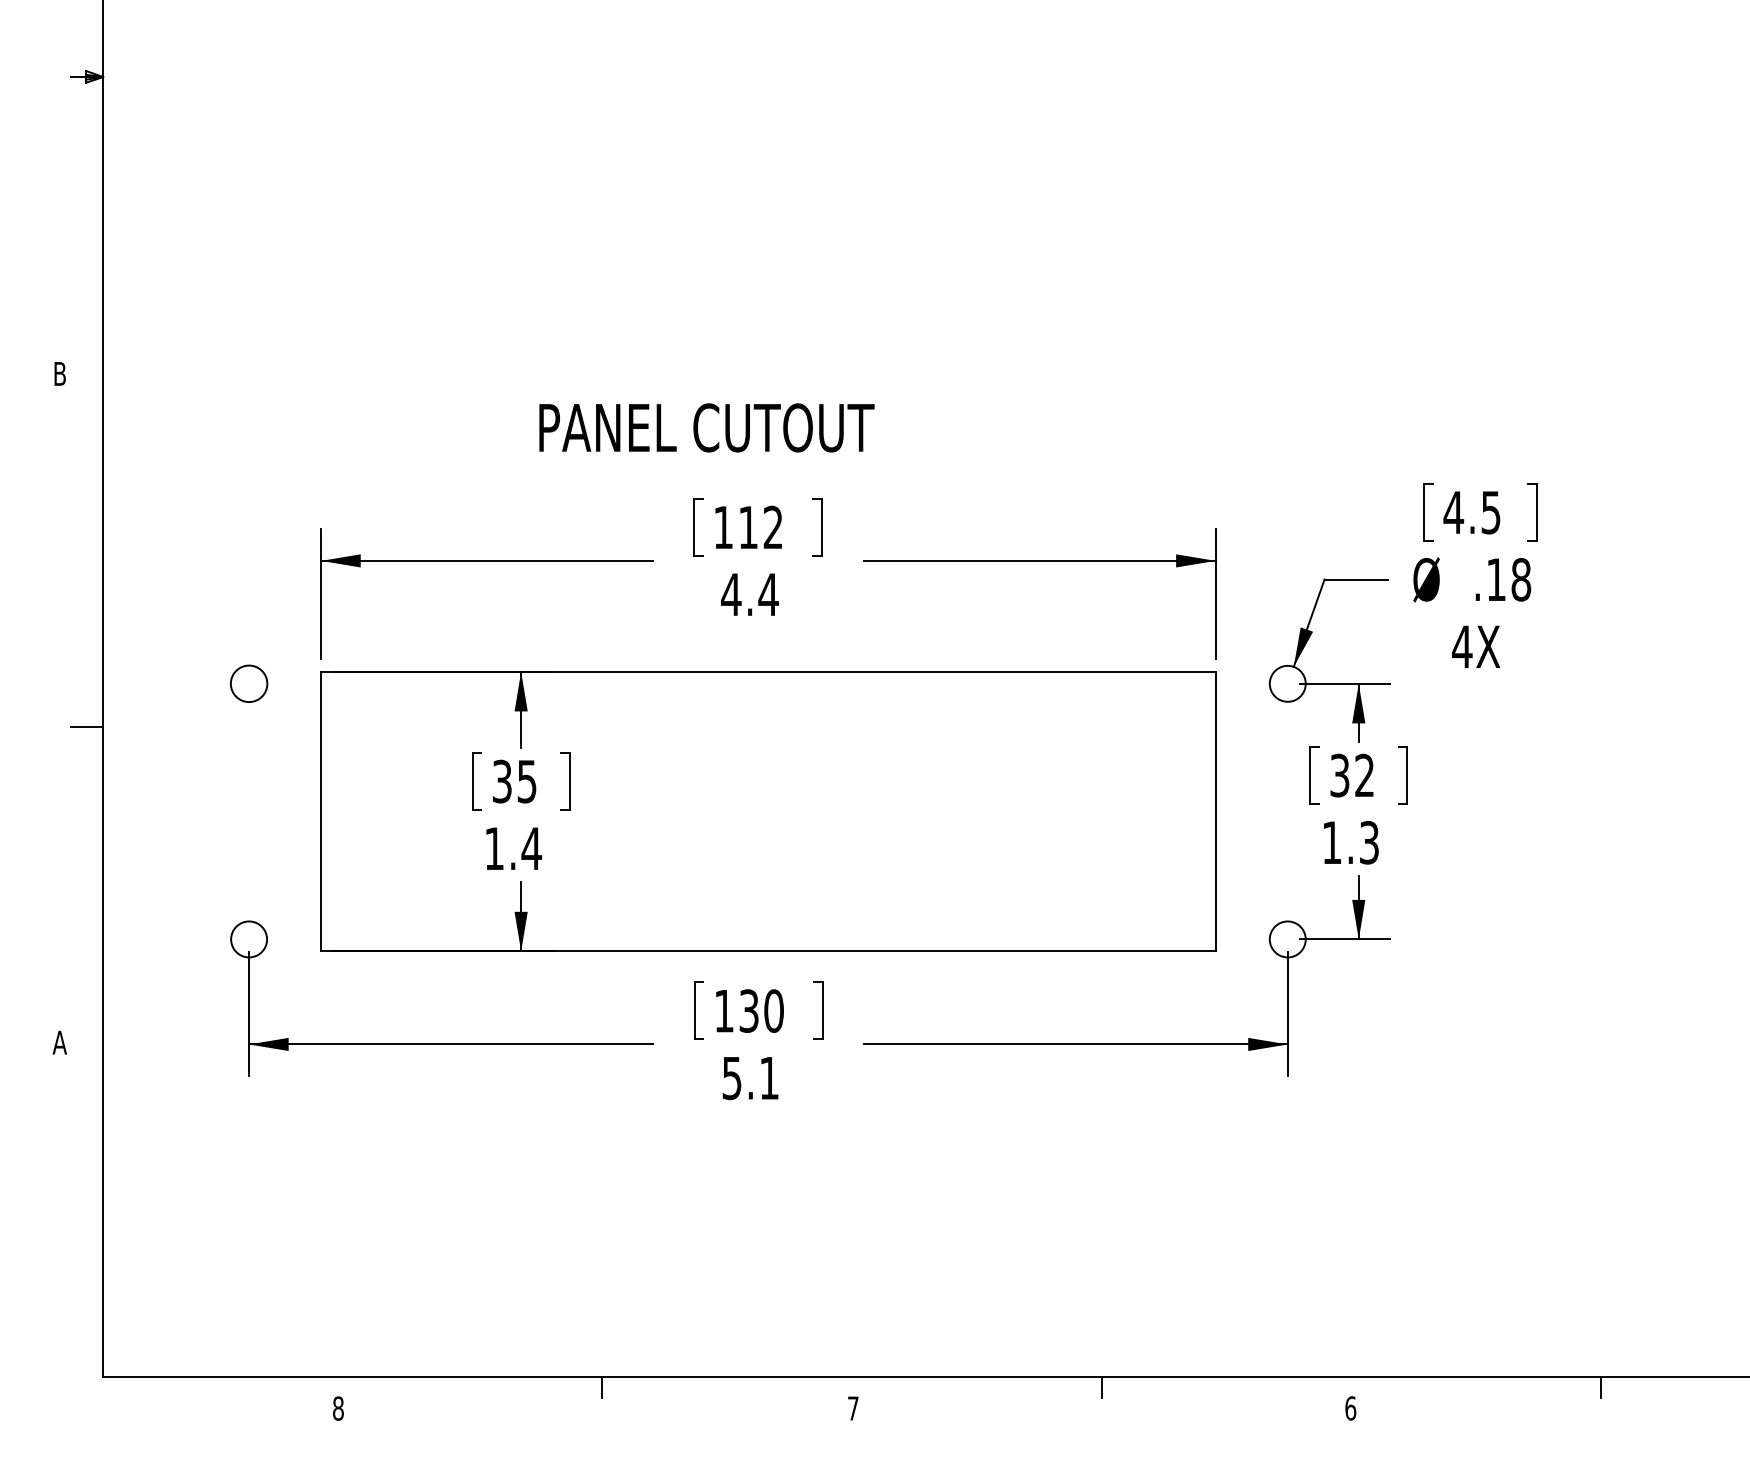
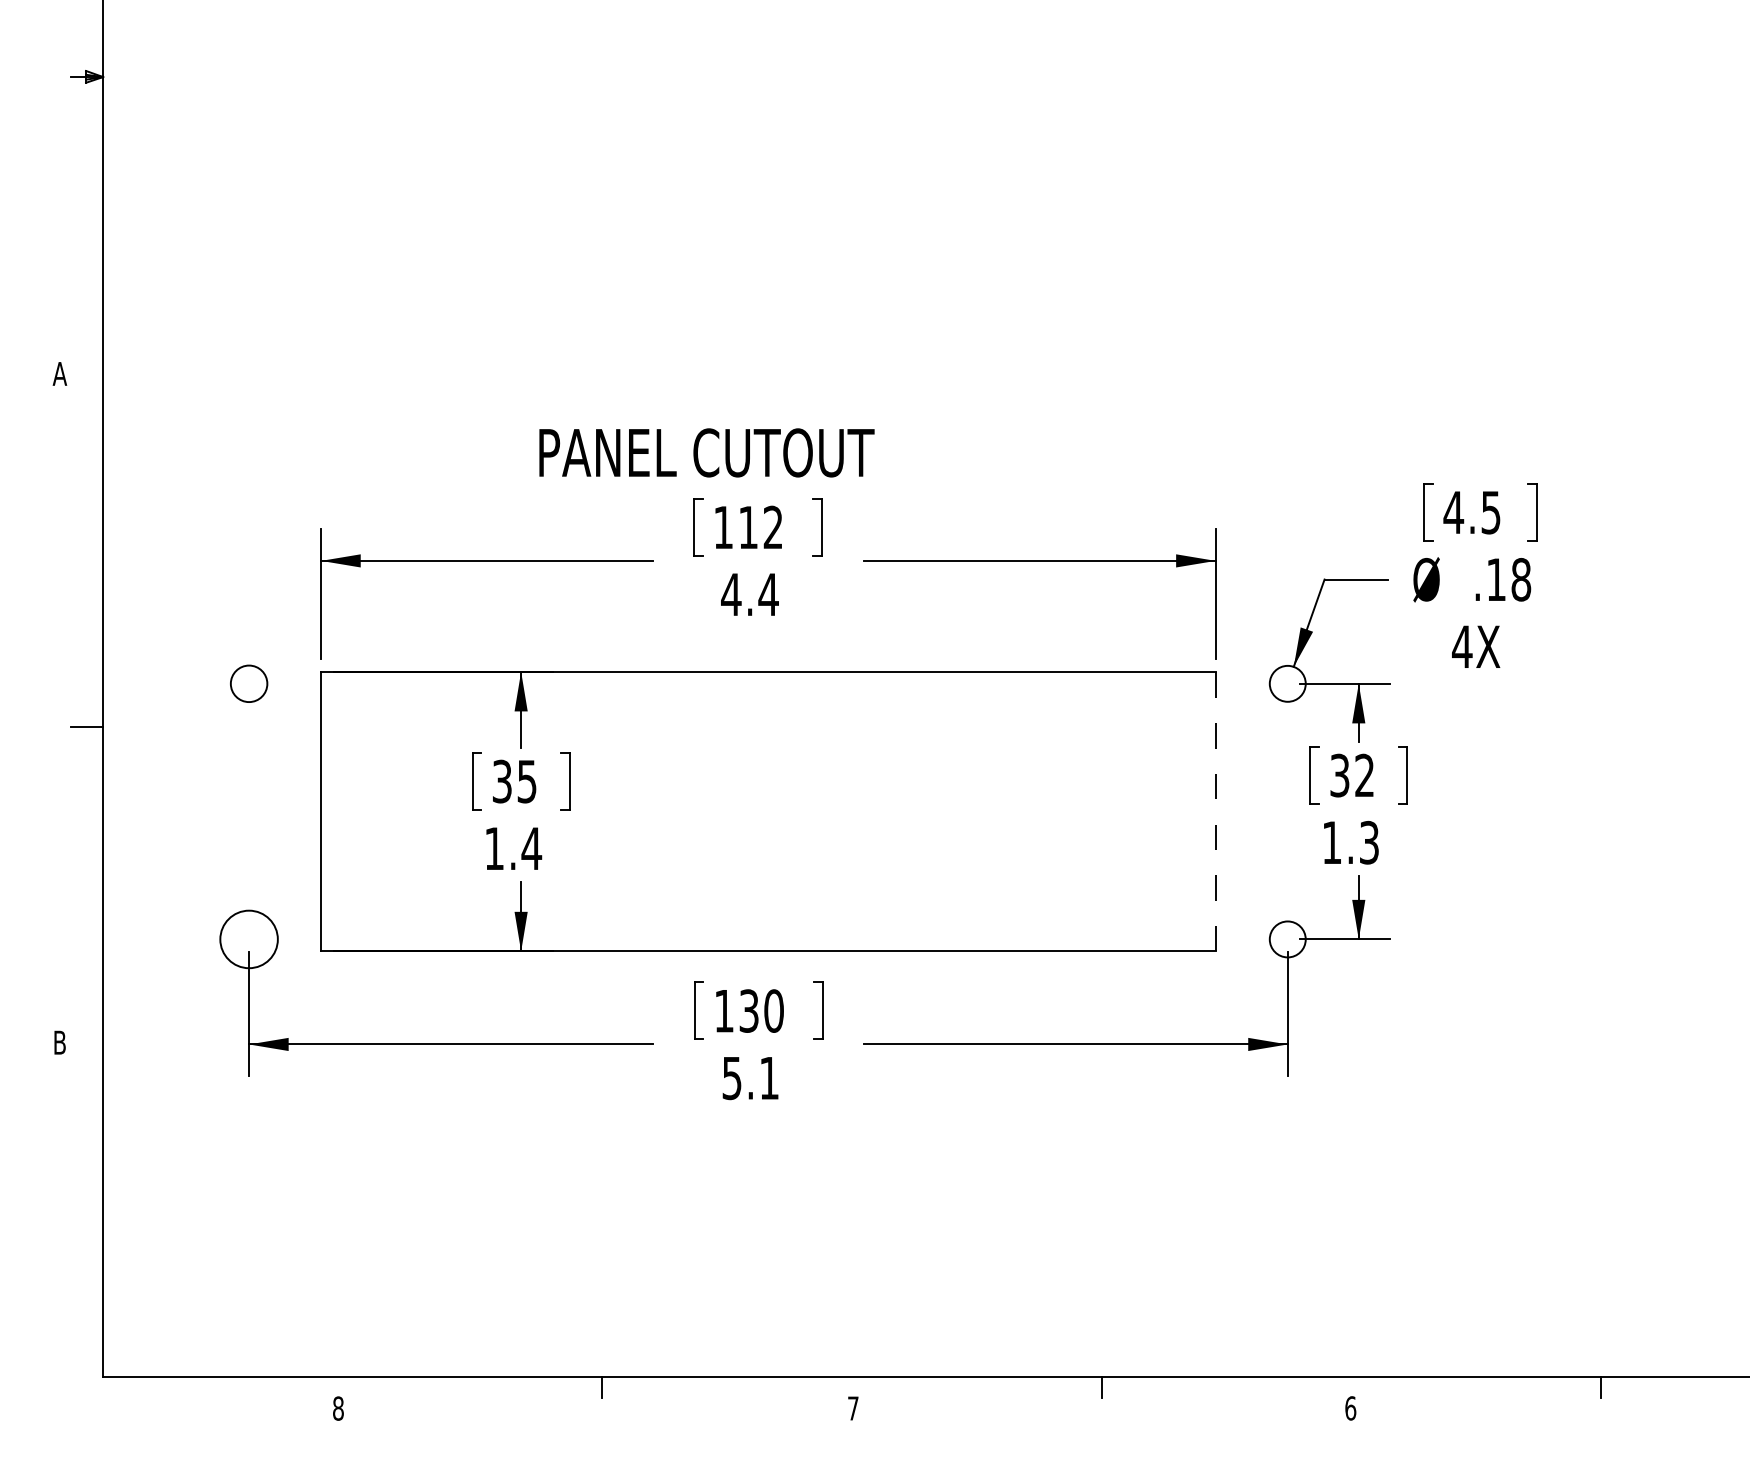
text: B -> A (59, 373)
text position: (706, 427) -> (706, 452) (706, 452)
line: solid -> dashed (1215, 811)
circle diameter: 36 px -> 58 px (248, 939)
text: A -> B (59, 1042)
